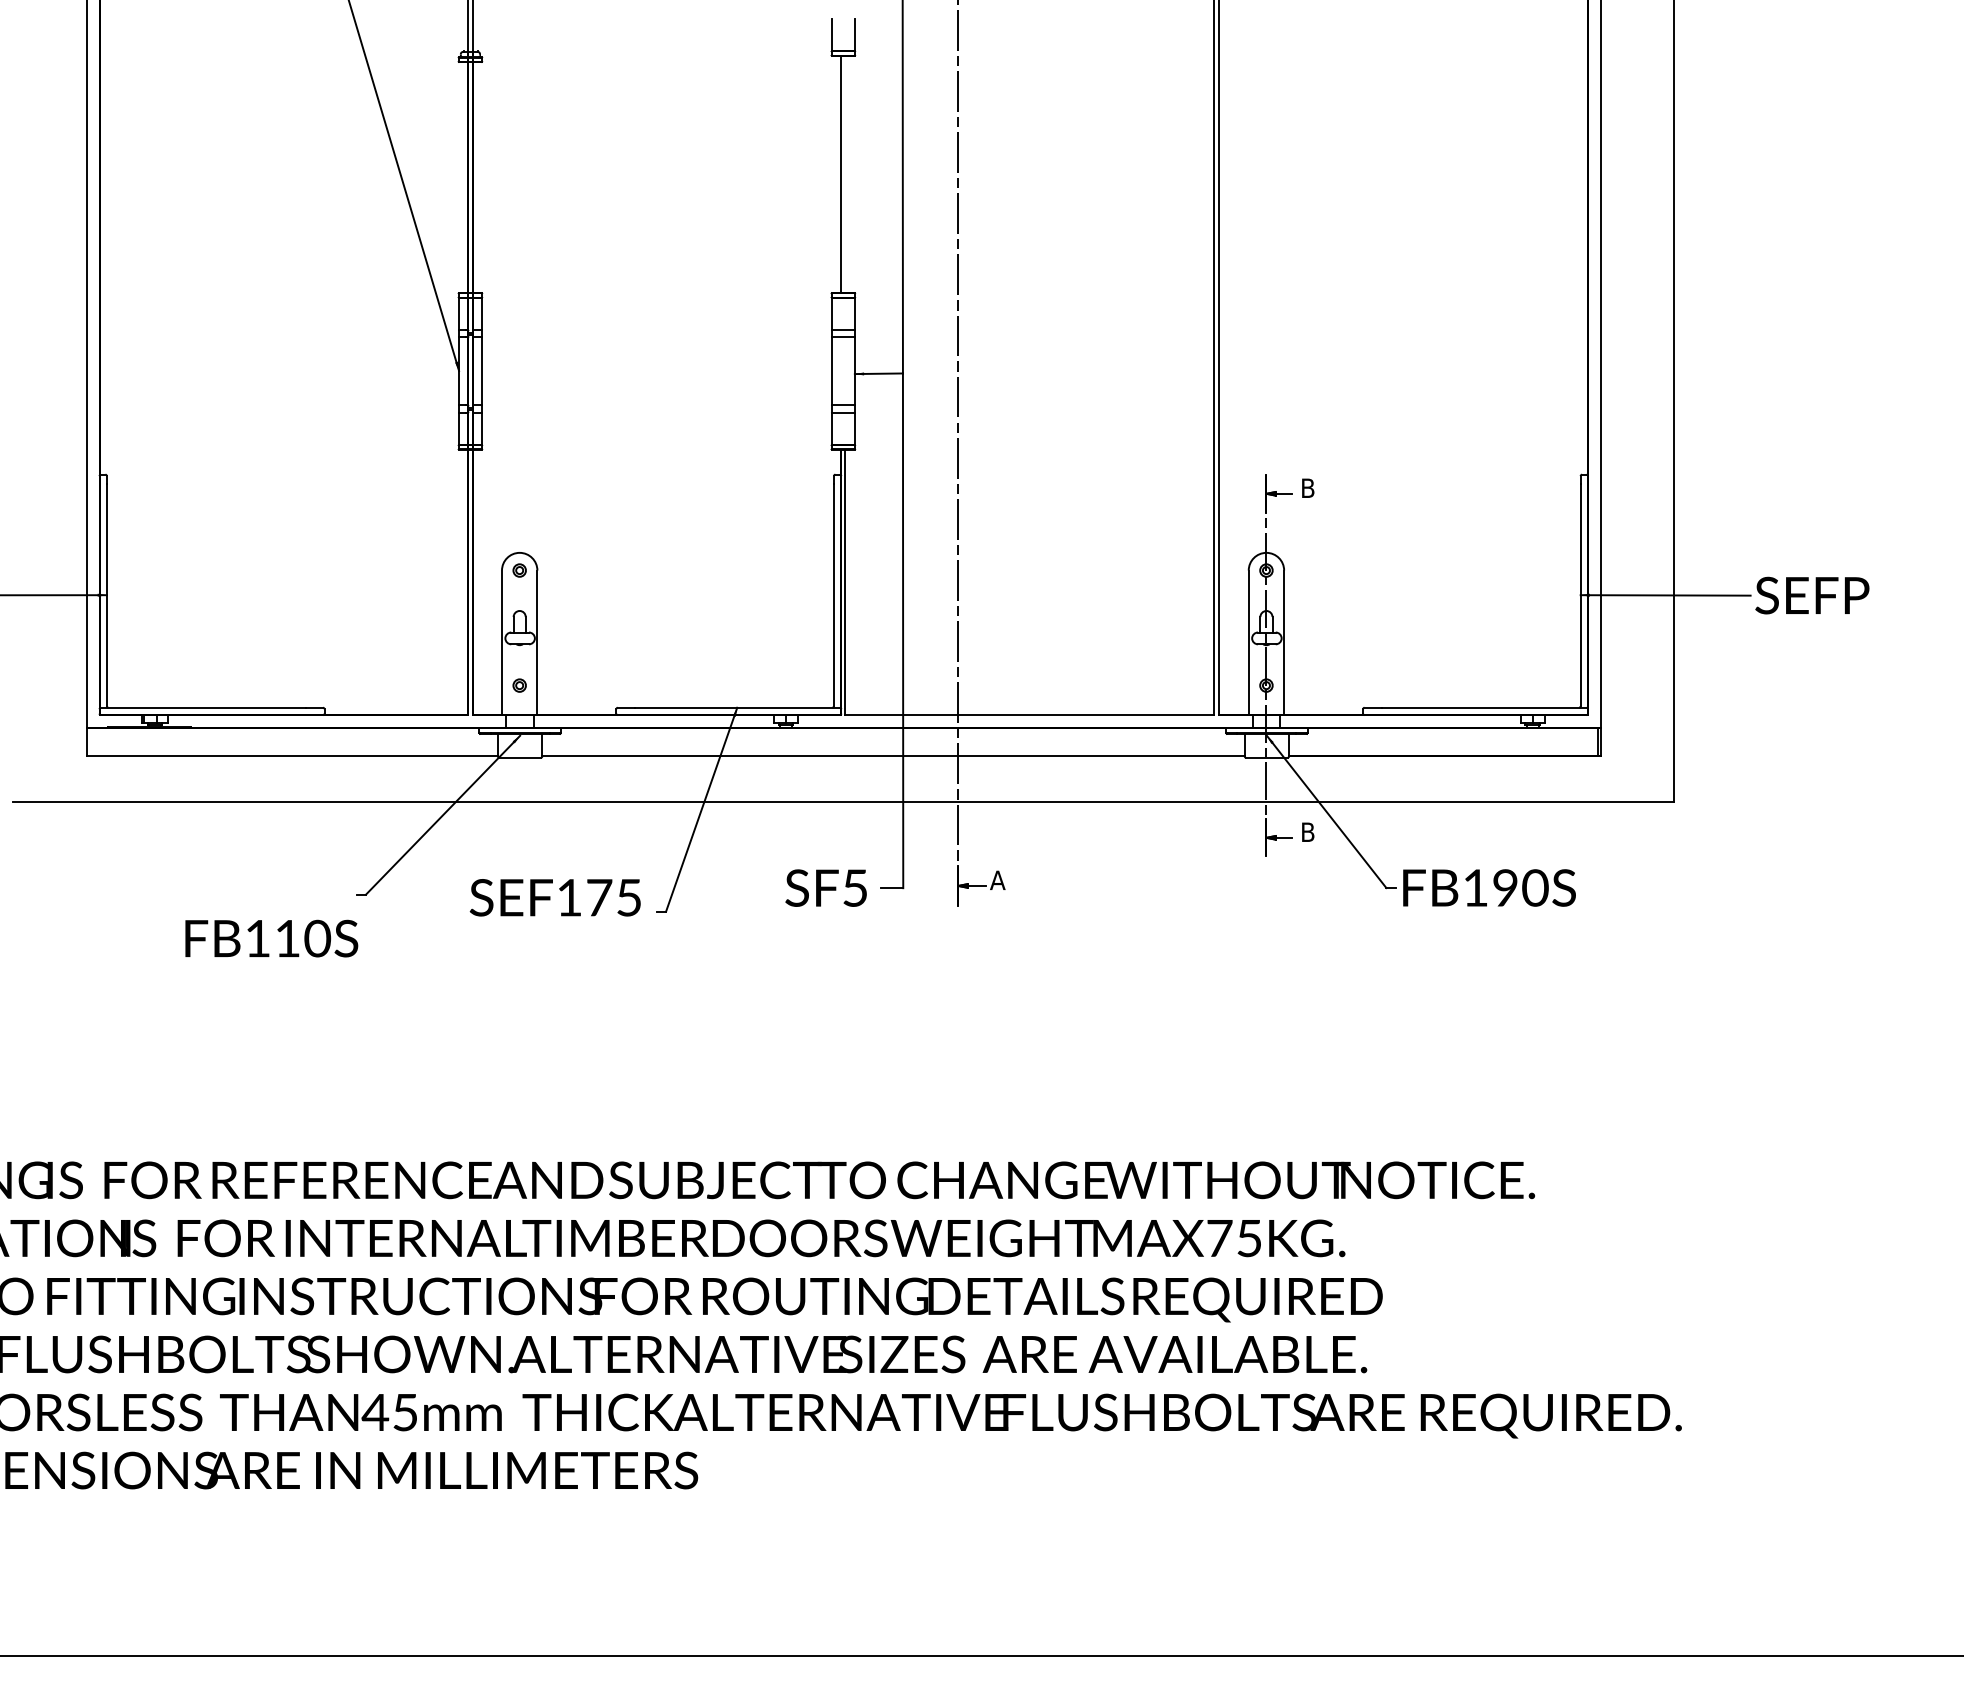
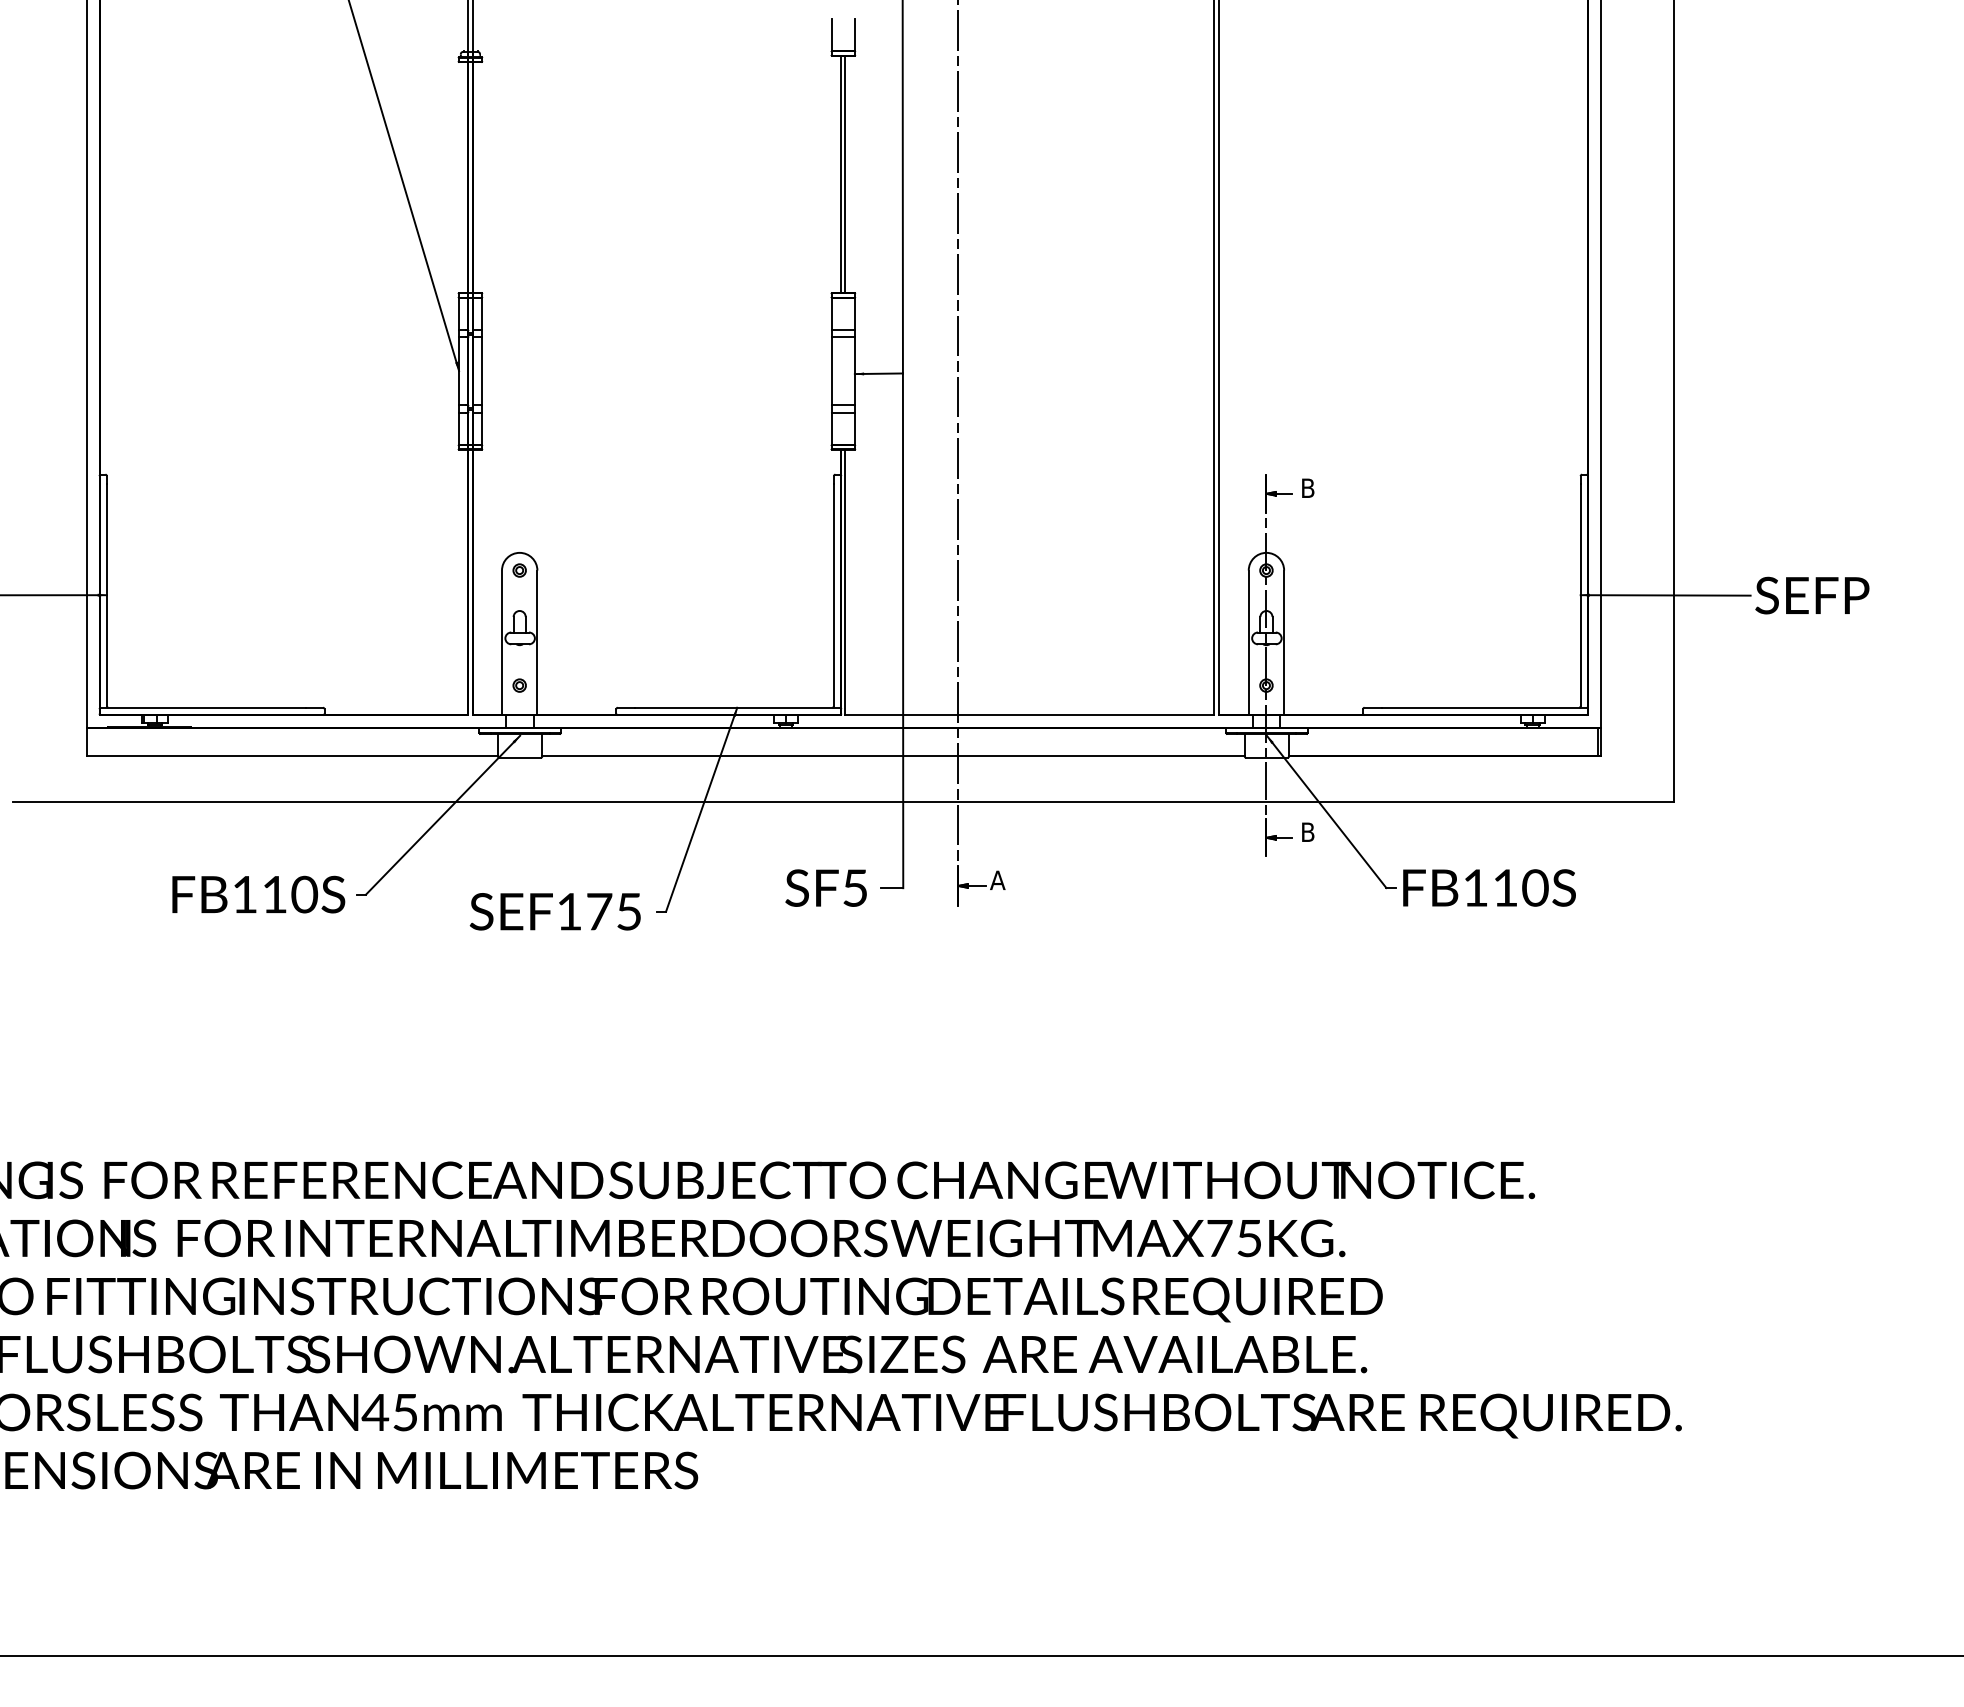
line: none -> present (845, 174)
text: FB190S -> FB110S (1505, 887)
text position: (554, 897) -> (554, 911) (554, 911)
text position: (271, 938) -> (258, 894) (258, 894)
